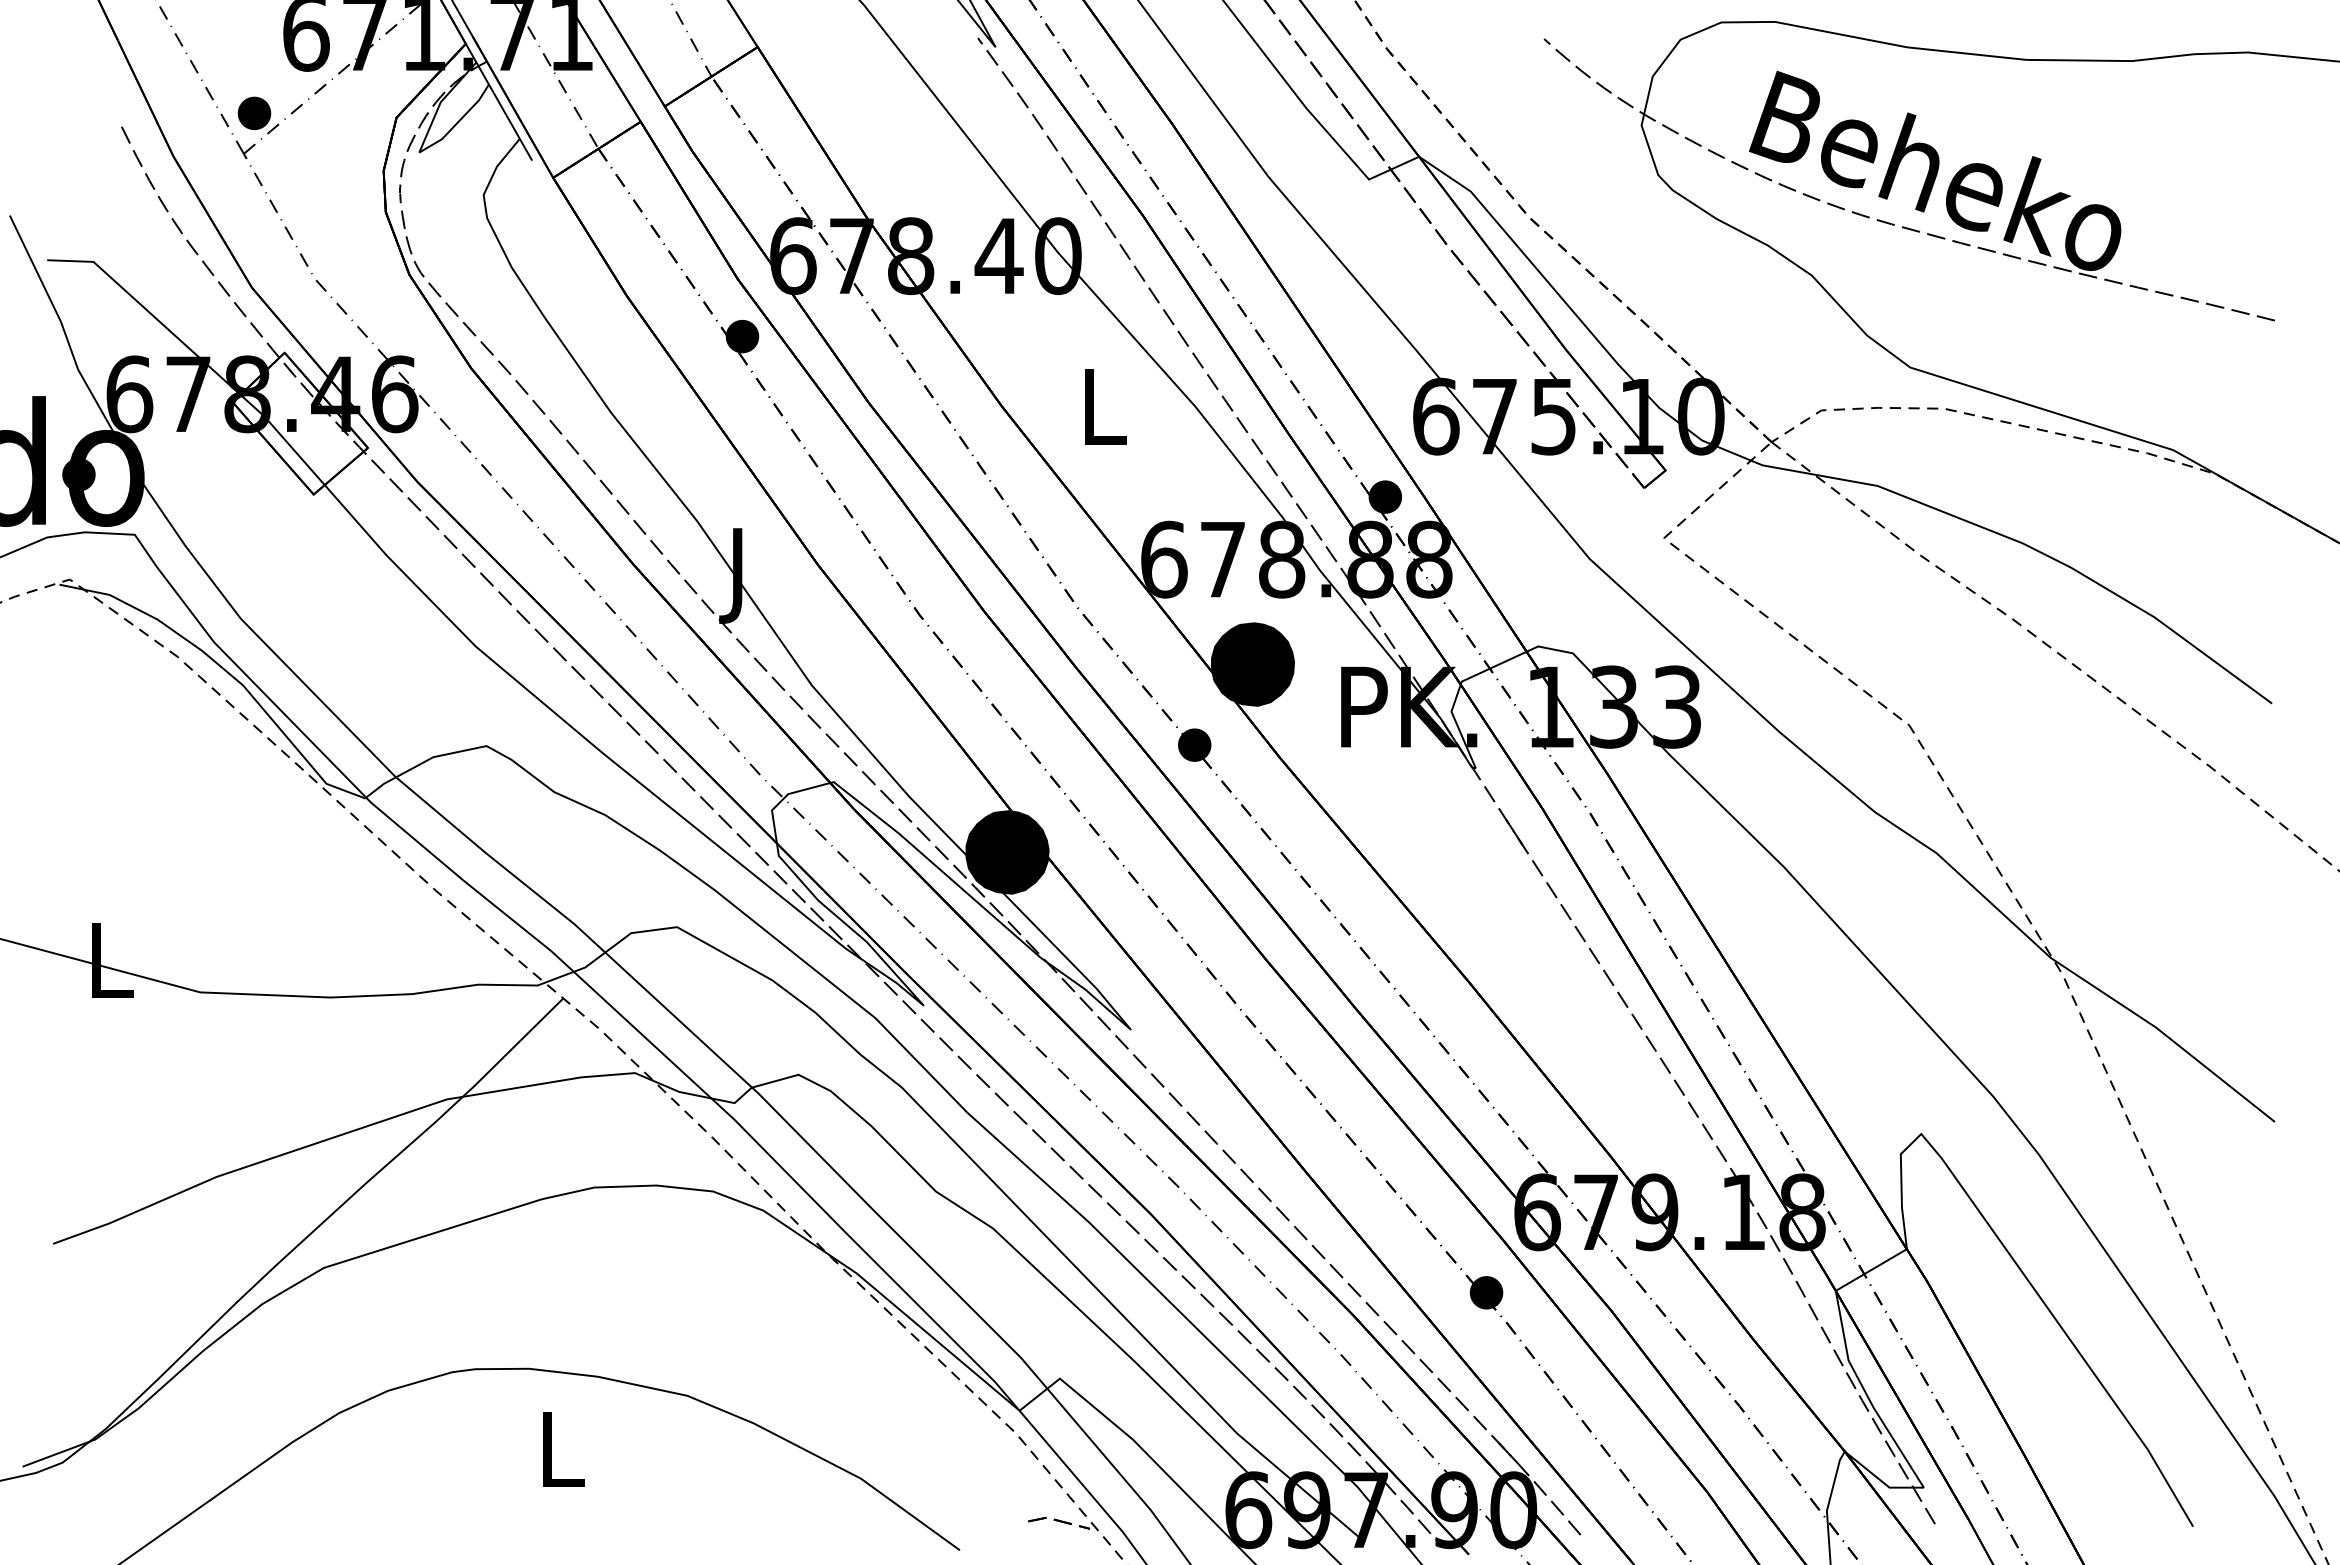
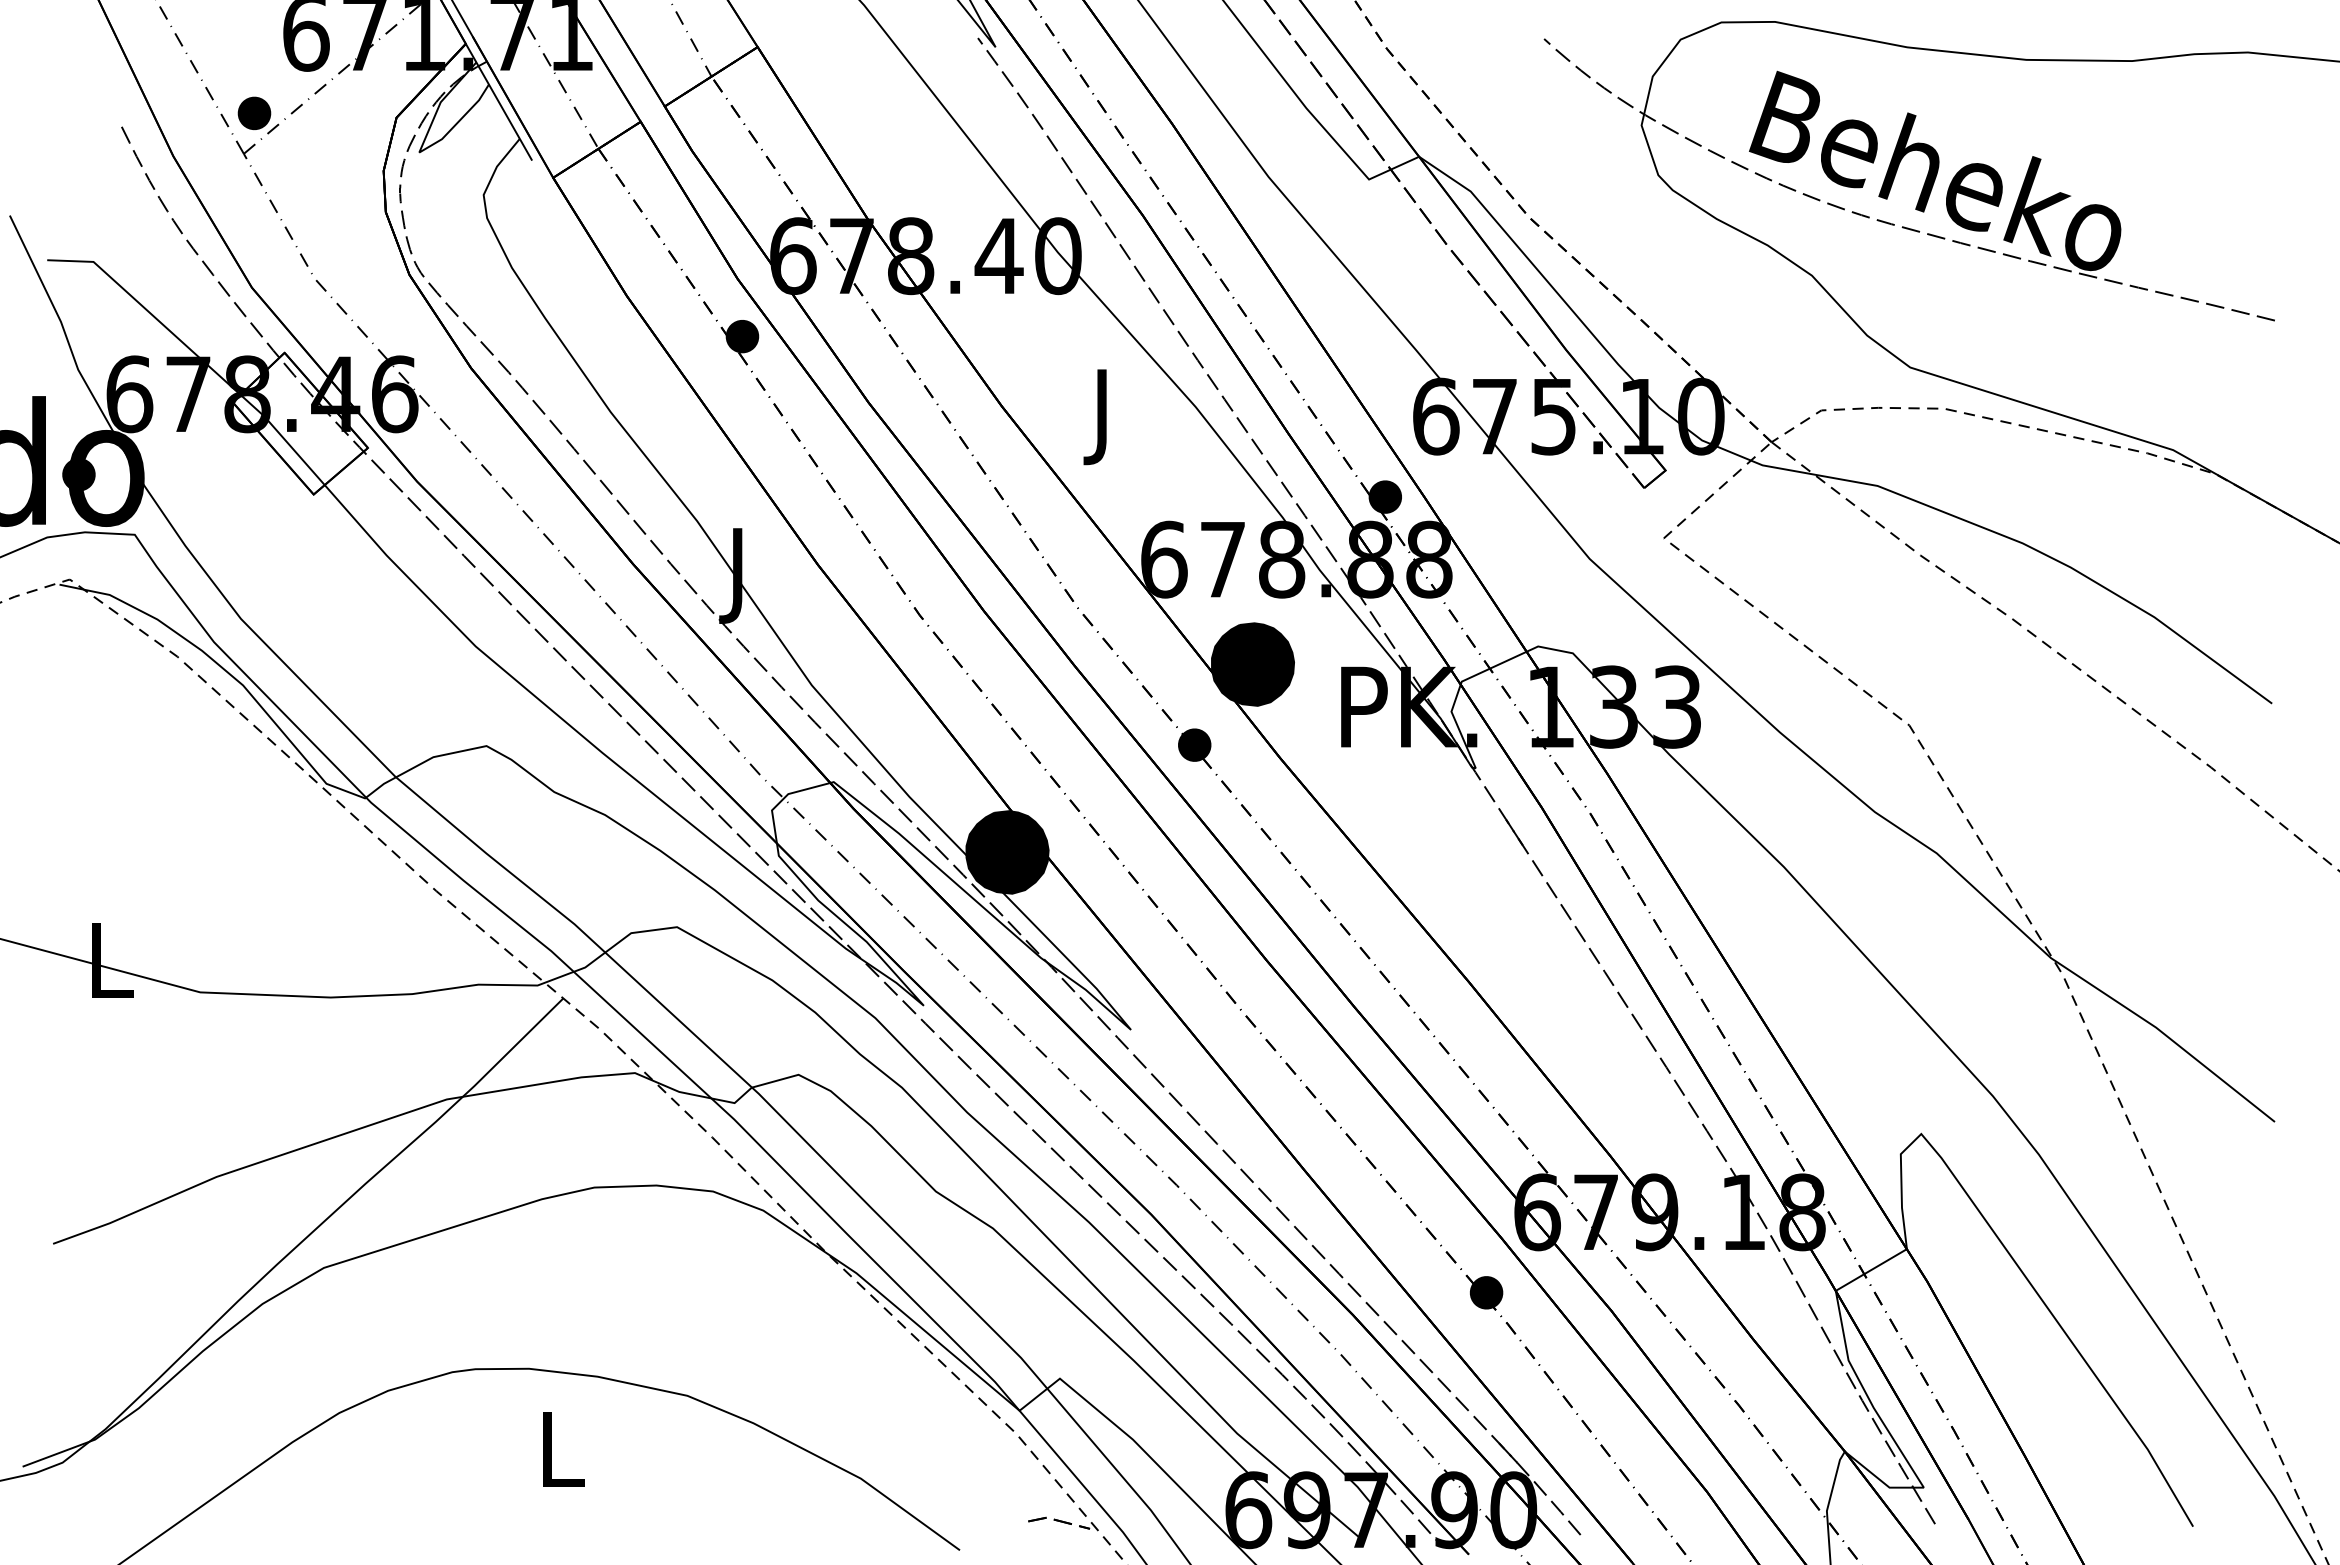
text: L -> J (1104, 417)
